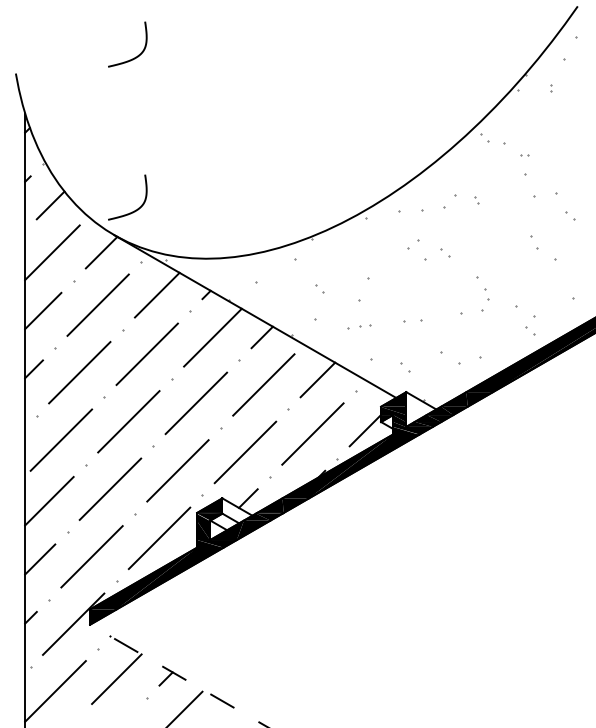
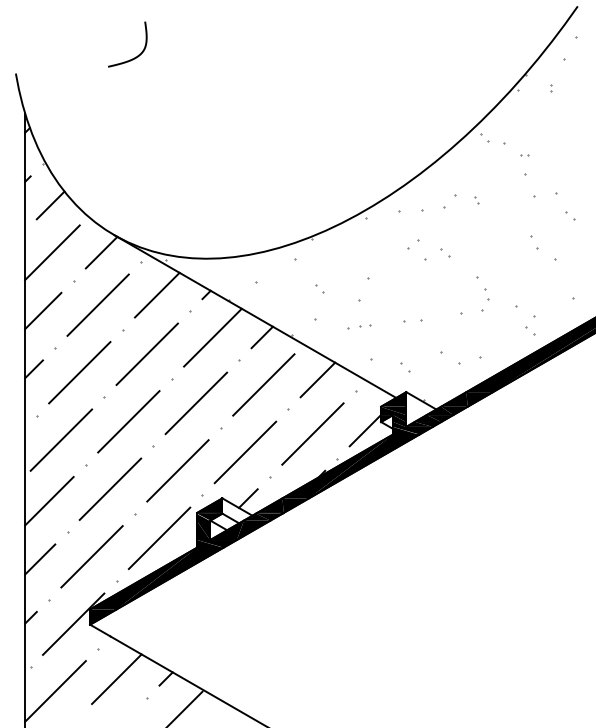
curve: present -> none (135, 209)
line: dashed -> solid (179, 676)
